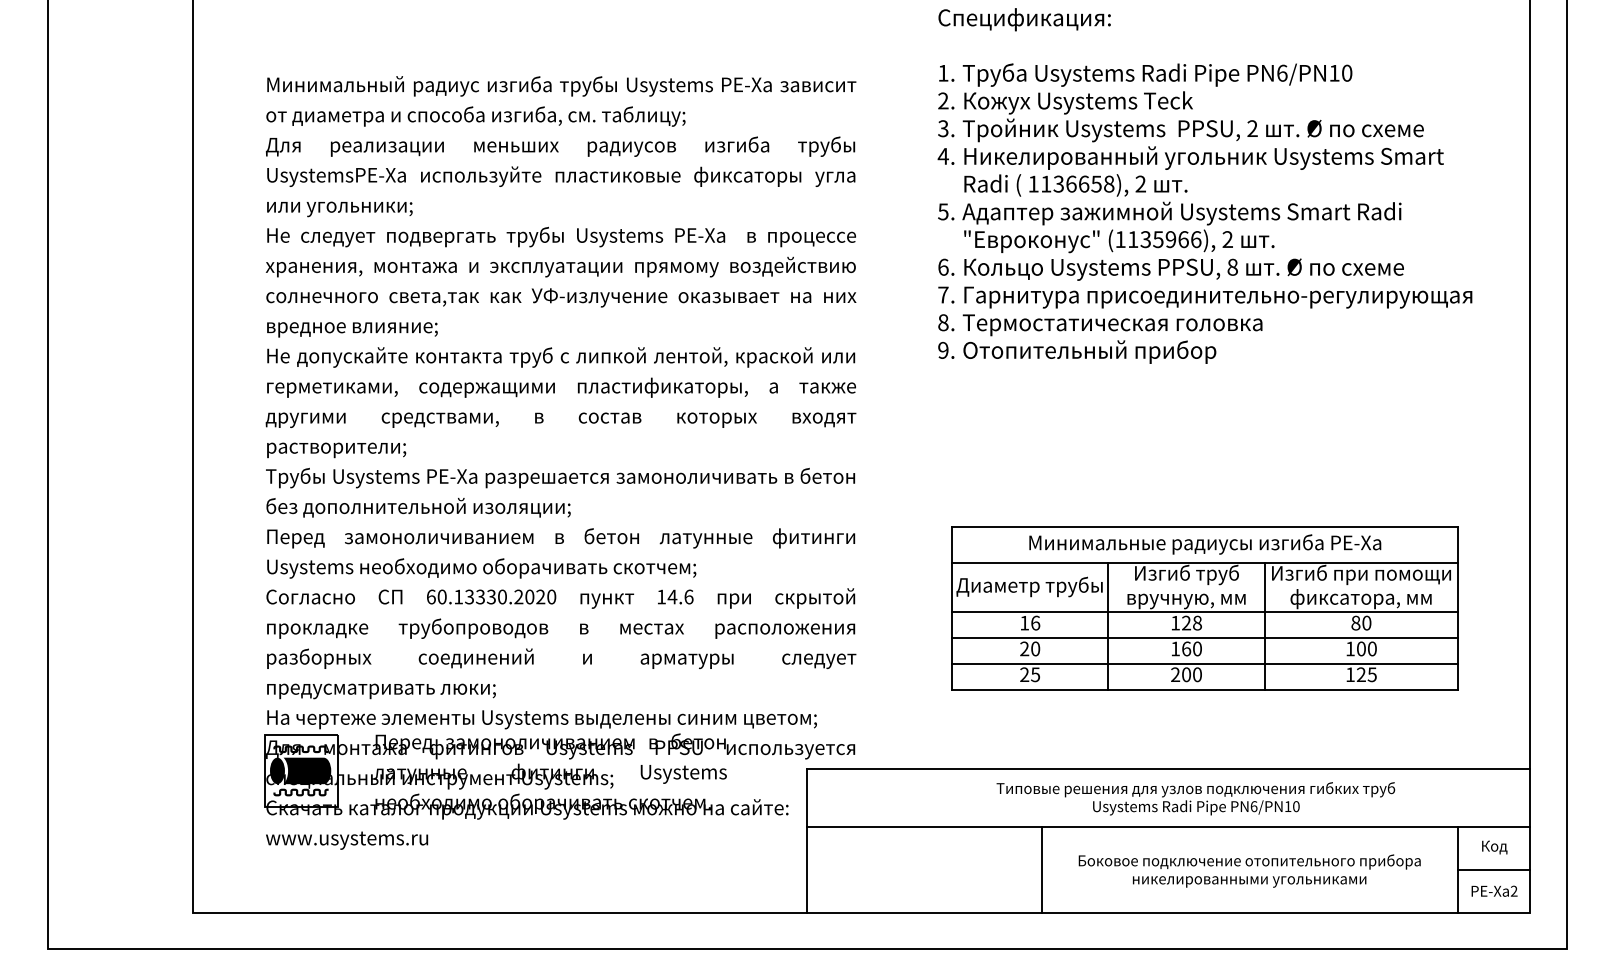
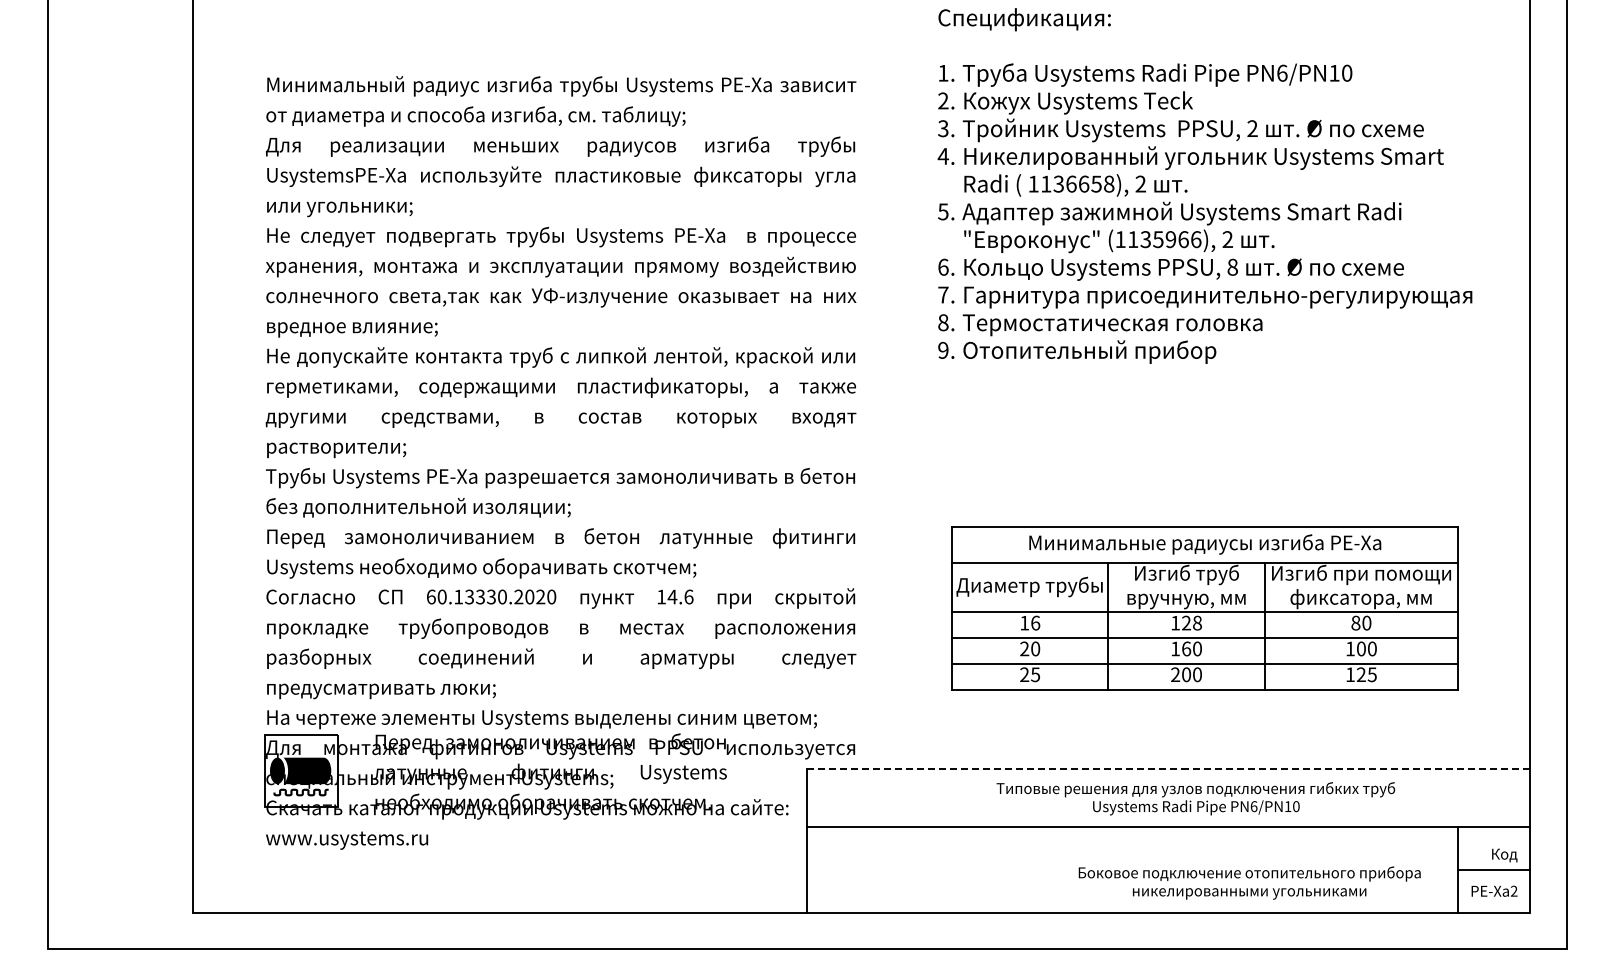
fill: present -> none (300, 749)
line: solid -> dashed (1169, 768)
text position: (1494, 847) -> (1504, 855) (1504, 855)
line: present -> none (1042, 869)
text position: (1249, 870) -> (1249, 882) (1249, 882)
